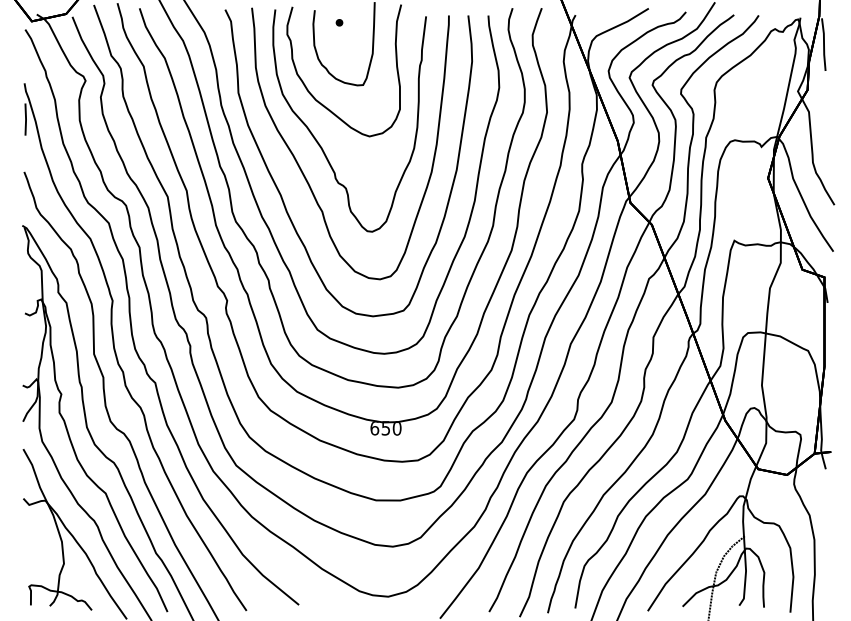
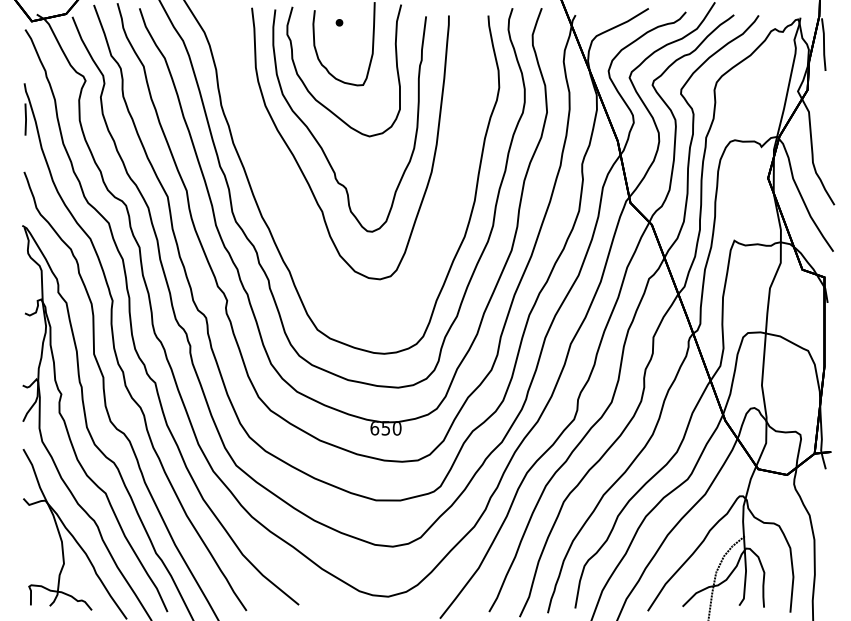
part: present -> none (282, 196)
